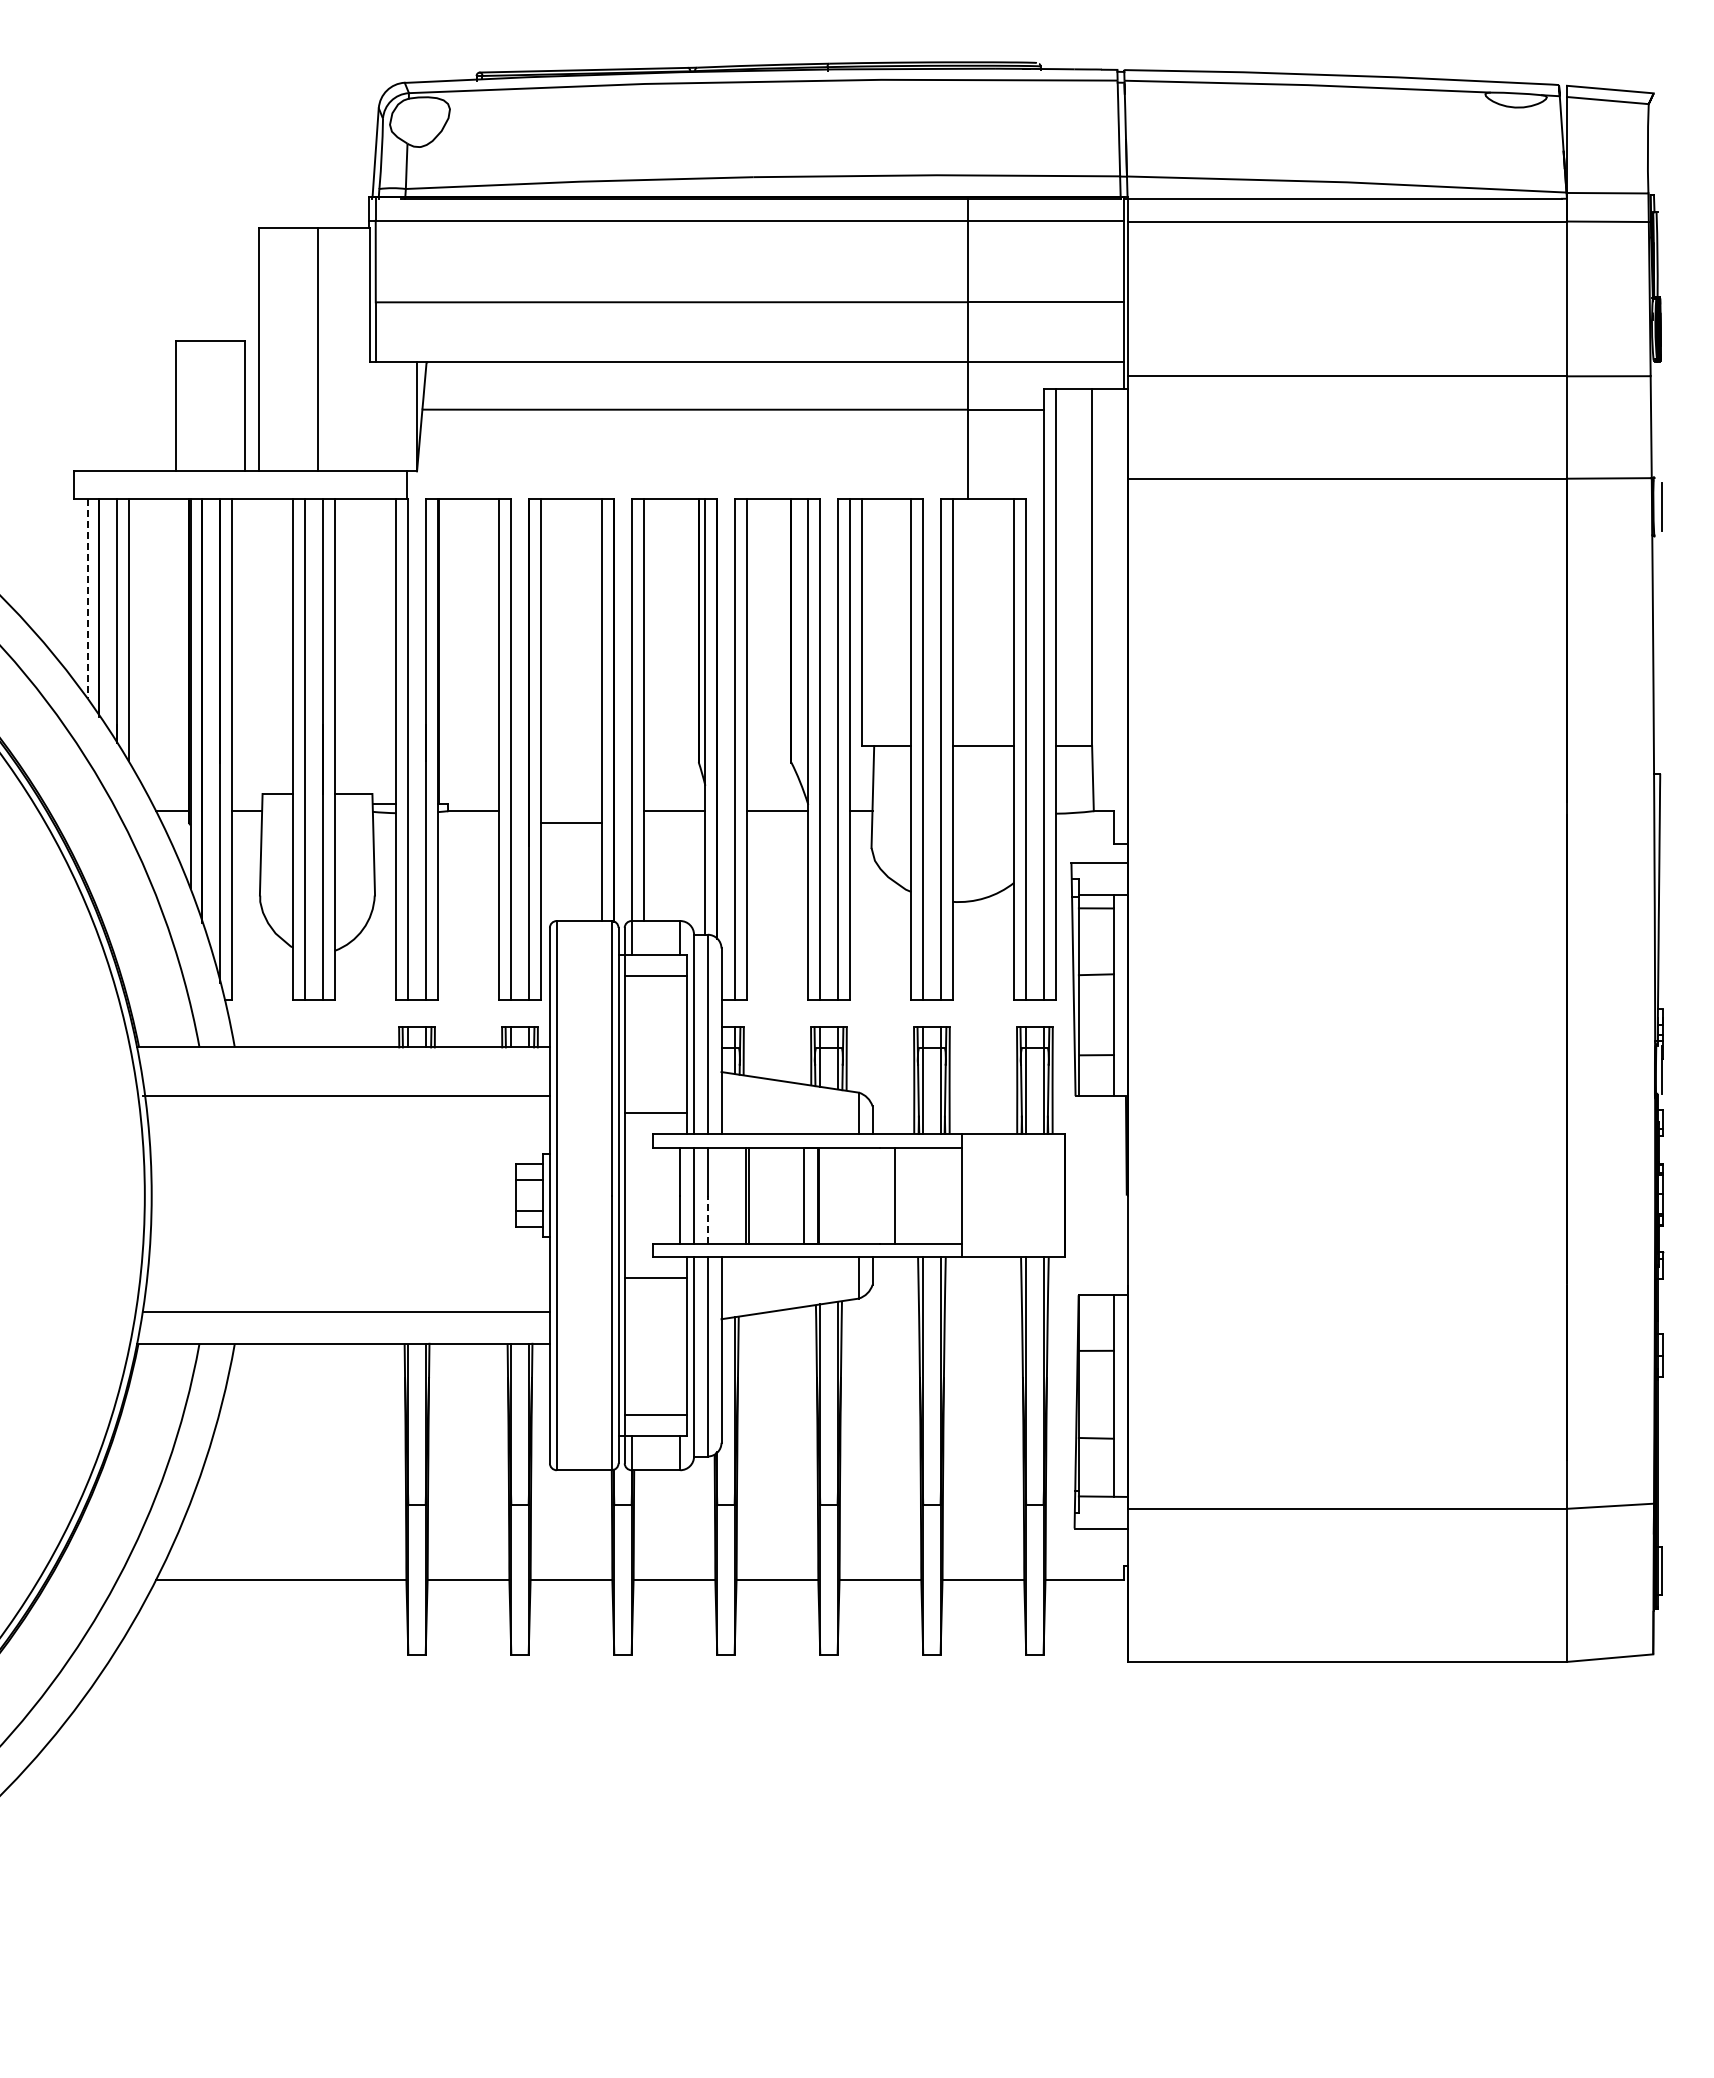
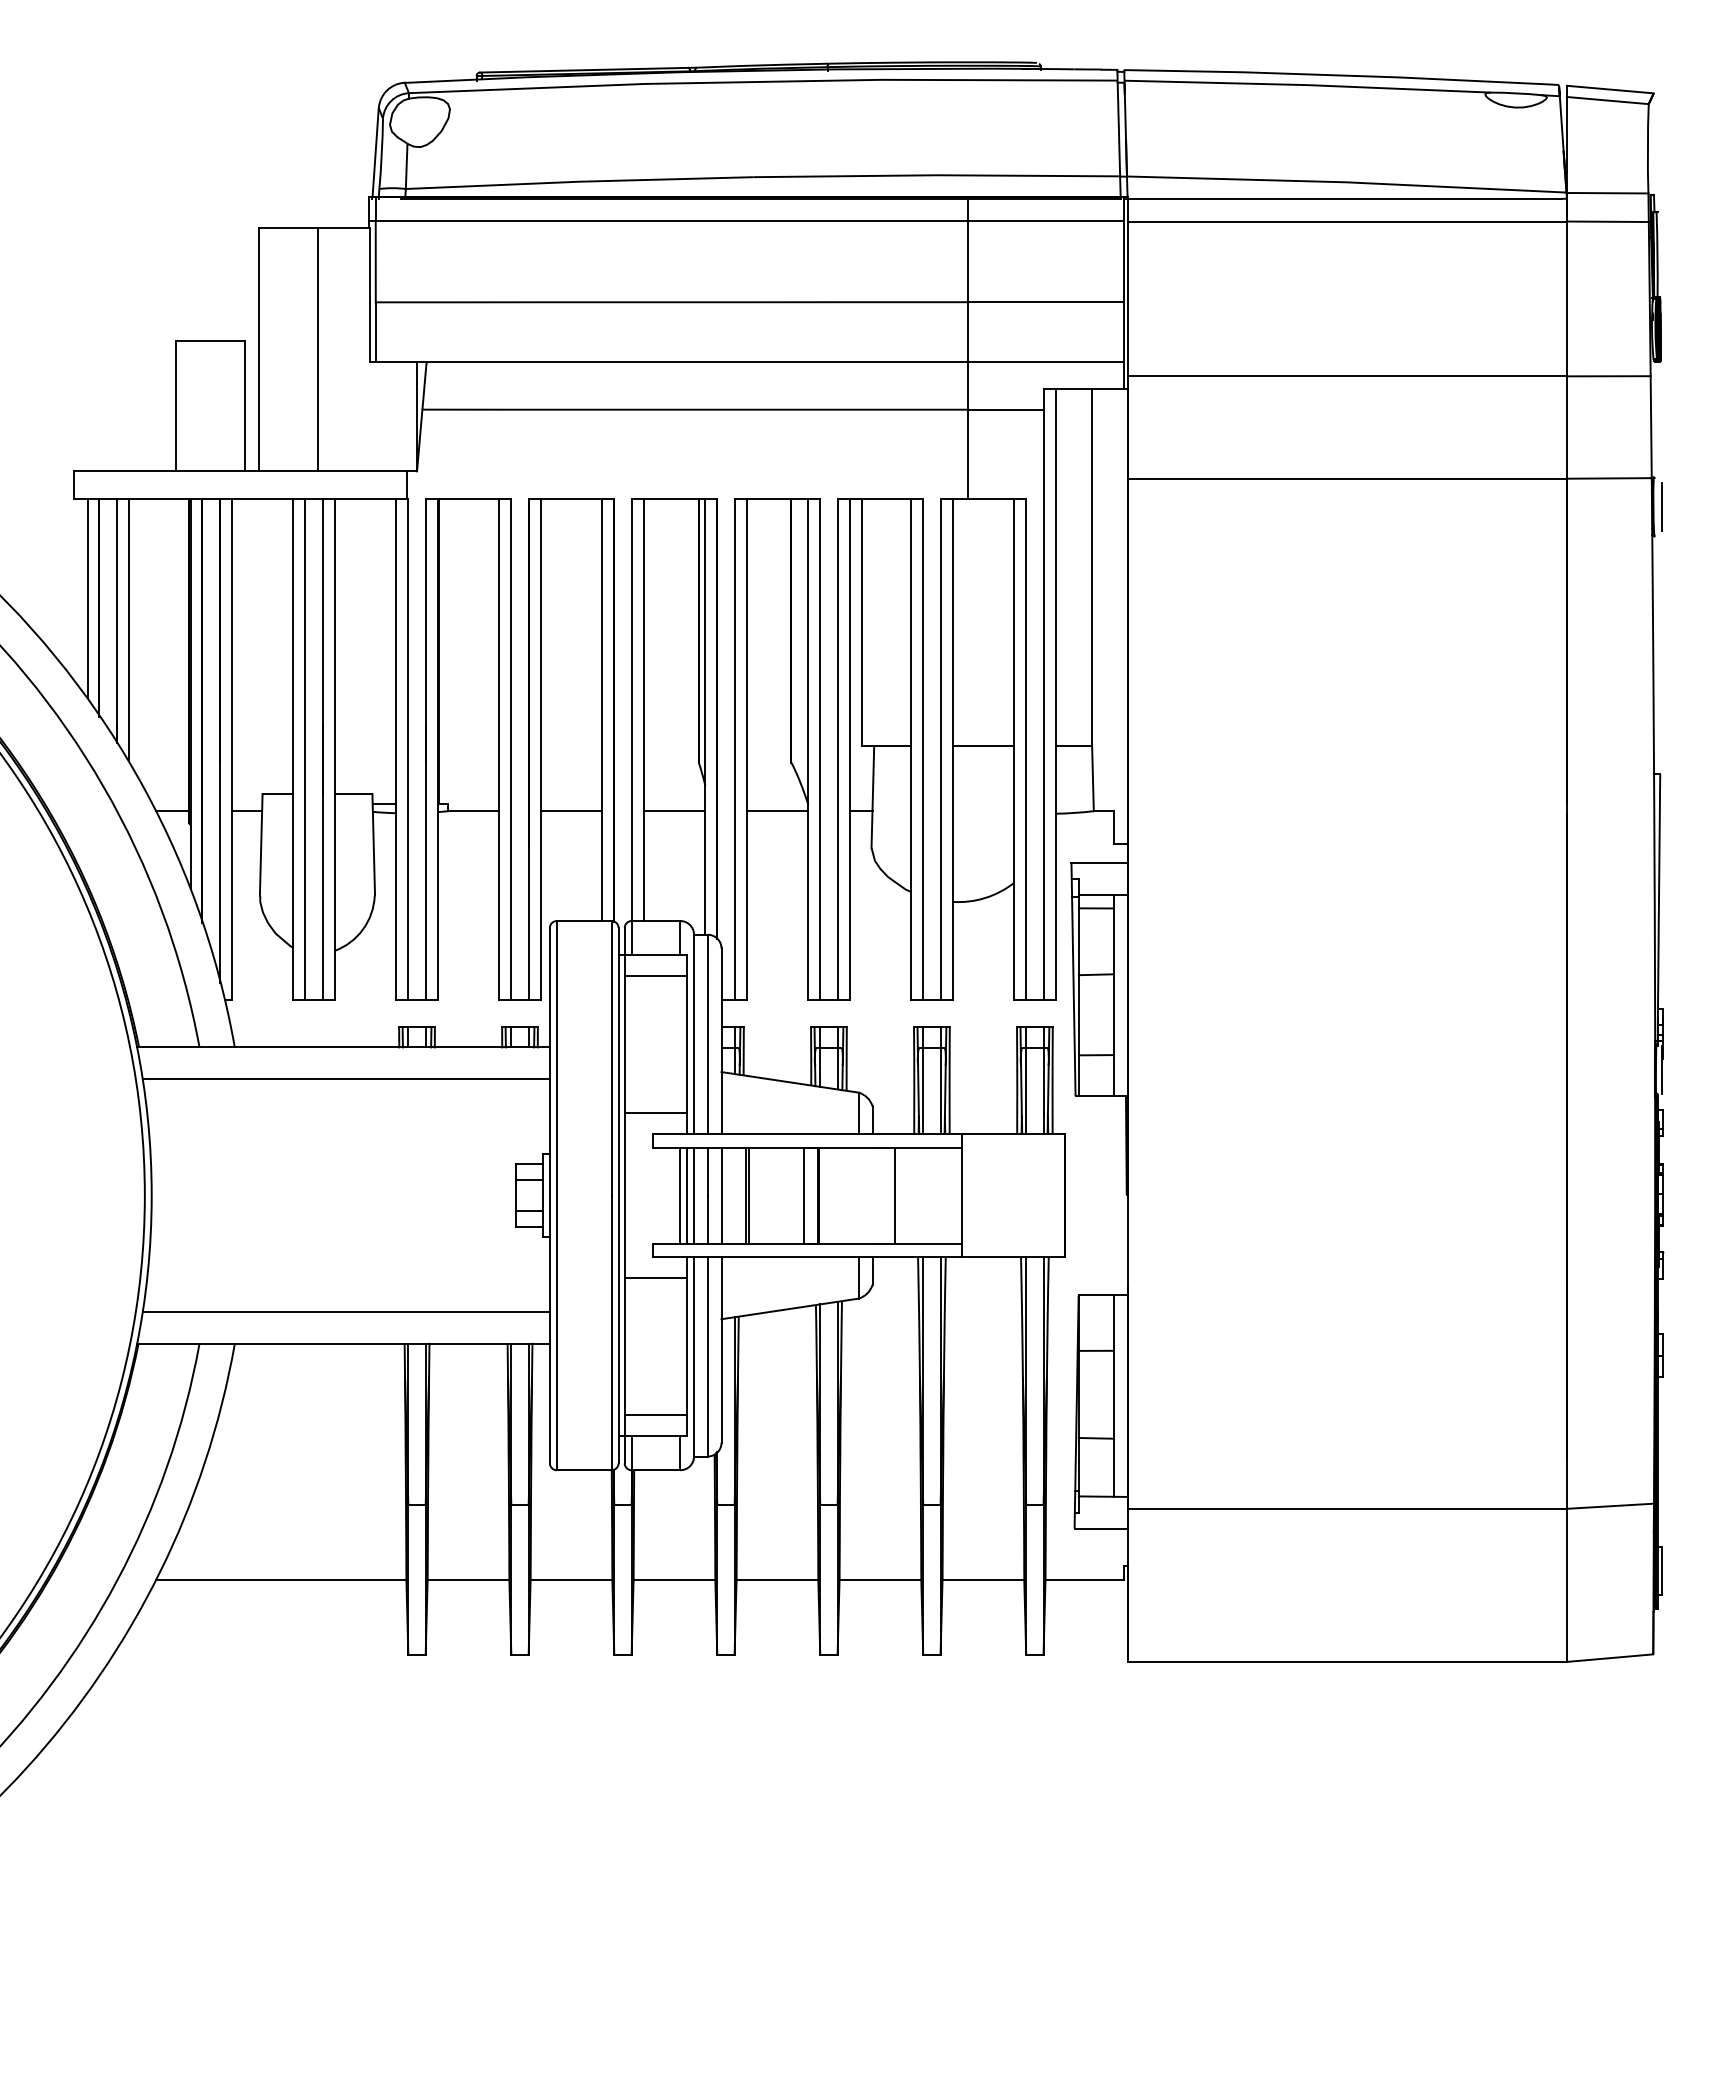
line: dashed -> solid (87, 598)
line position: (571, 823) -> (571, 811) (571, 811)
line position: (345, 1095) -> (345, 1078) (345, 1078)
line: none -> present (687, 1195)
line: none -> present (721, 1195)
line: dashed -> solid (707, 1219)
